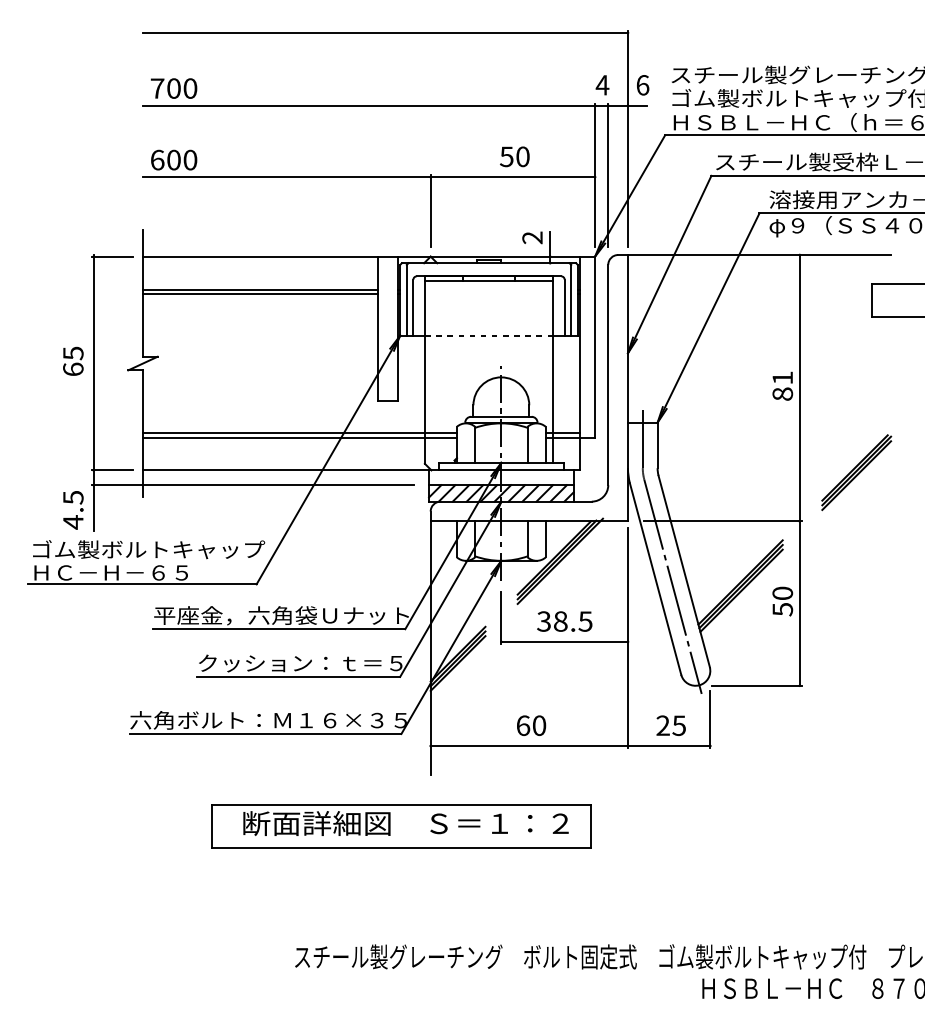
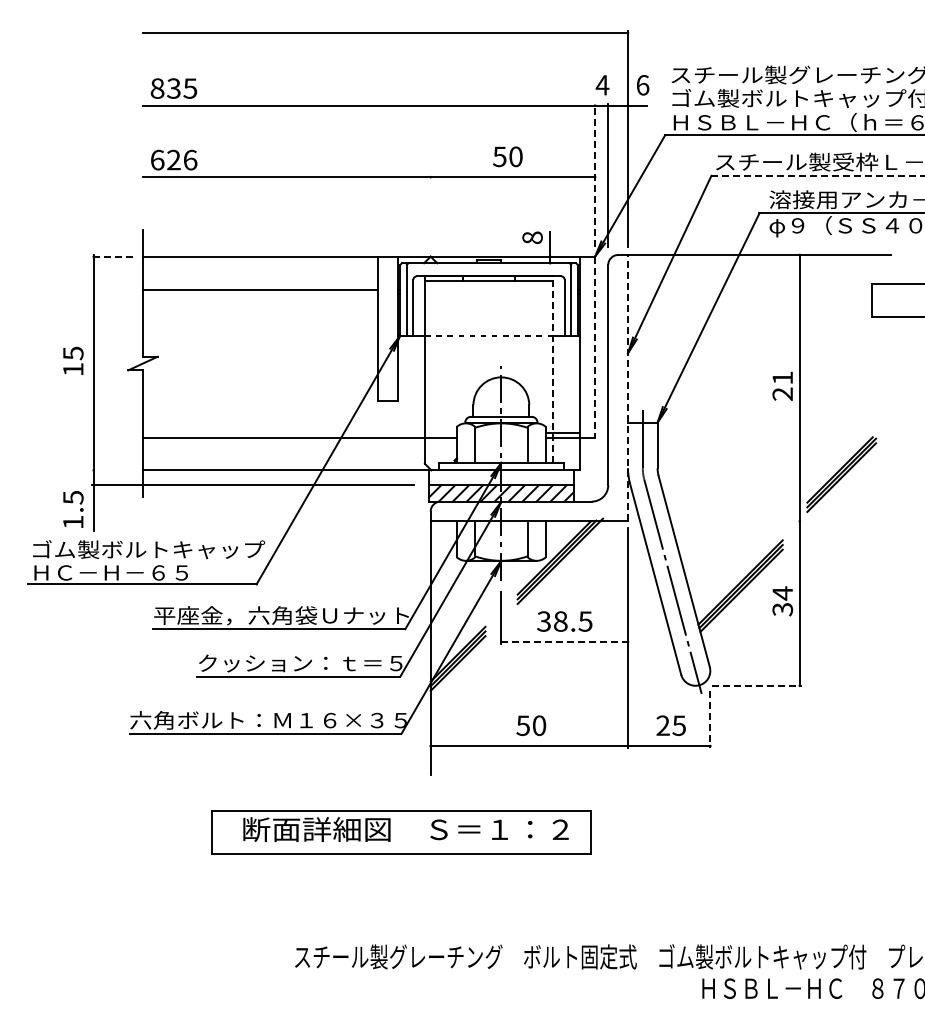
text: 700 -> 835 (173, 88)
text position: (514, 156) -> (507, 156) (507, 156)
text: 600 -> 626 (182, 159)
line: solid -> dashed (595, 174)
line: solid -> dashed (818, 175)
line: present -> none (430, 210)
text: 2 -> 8 (532, 237)
line: solid -> dashed (112, 256)
line: present -> none (260, 294)
line: solid -> dashed (595, 347)
text: 65 -> 15 (73, 368)
line: solid -> dashed (553, 369)
line: solid -> dashed (627, 387)
text: 81 -> 21 (782, 393)
line: present -> none (299, 432)
line: present -> none (112, 470)
part position: (856, 472) -> (841, 474) (841, 474)
line: present -> none (722, 521)
text: 4.5 -> 1.5 (73, 522)
text: 50 -> 34 (782, 600)
line: solid -> dashed (565, 641)
line: solid -> dashed (756, 685)
line: solid -> dashed (710, 720)
text: 60 -> 50 (523, 725)
part position: (401, 826) -> (401, 832) (401, 832)
